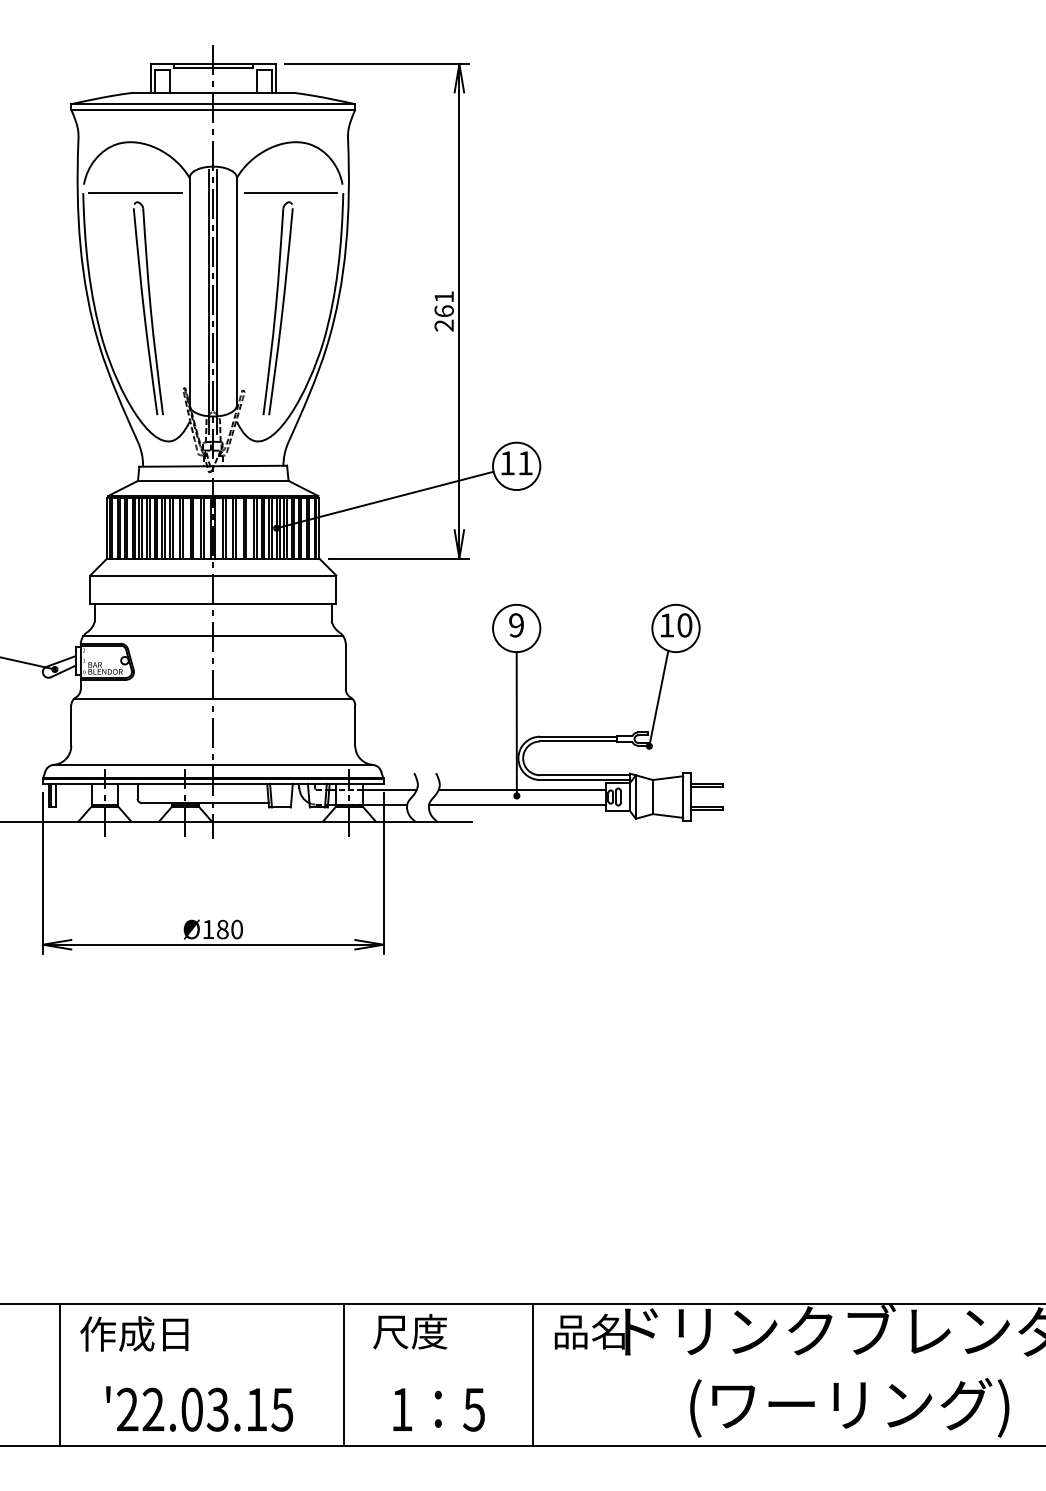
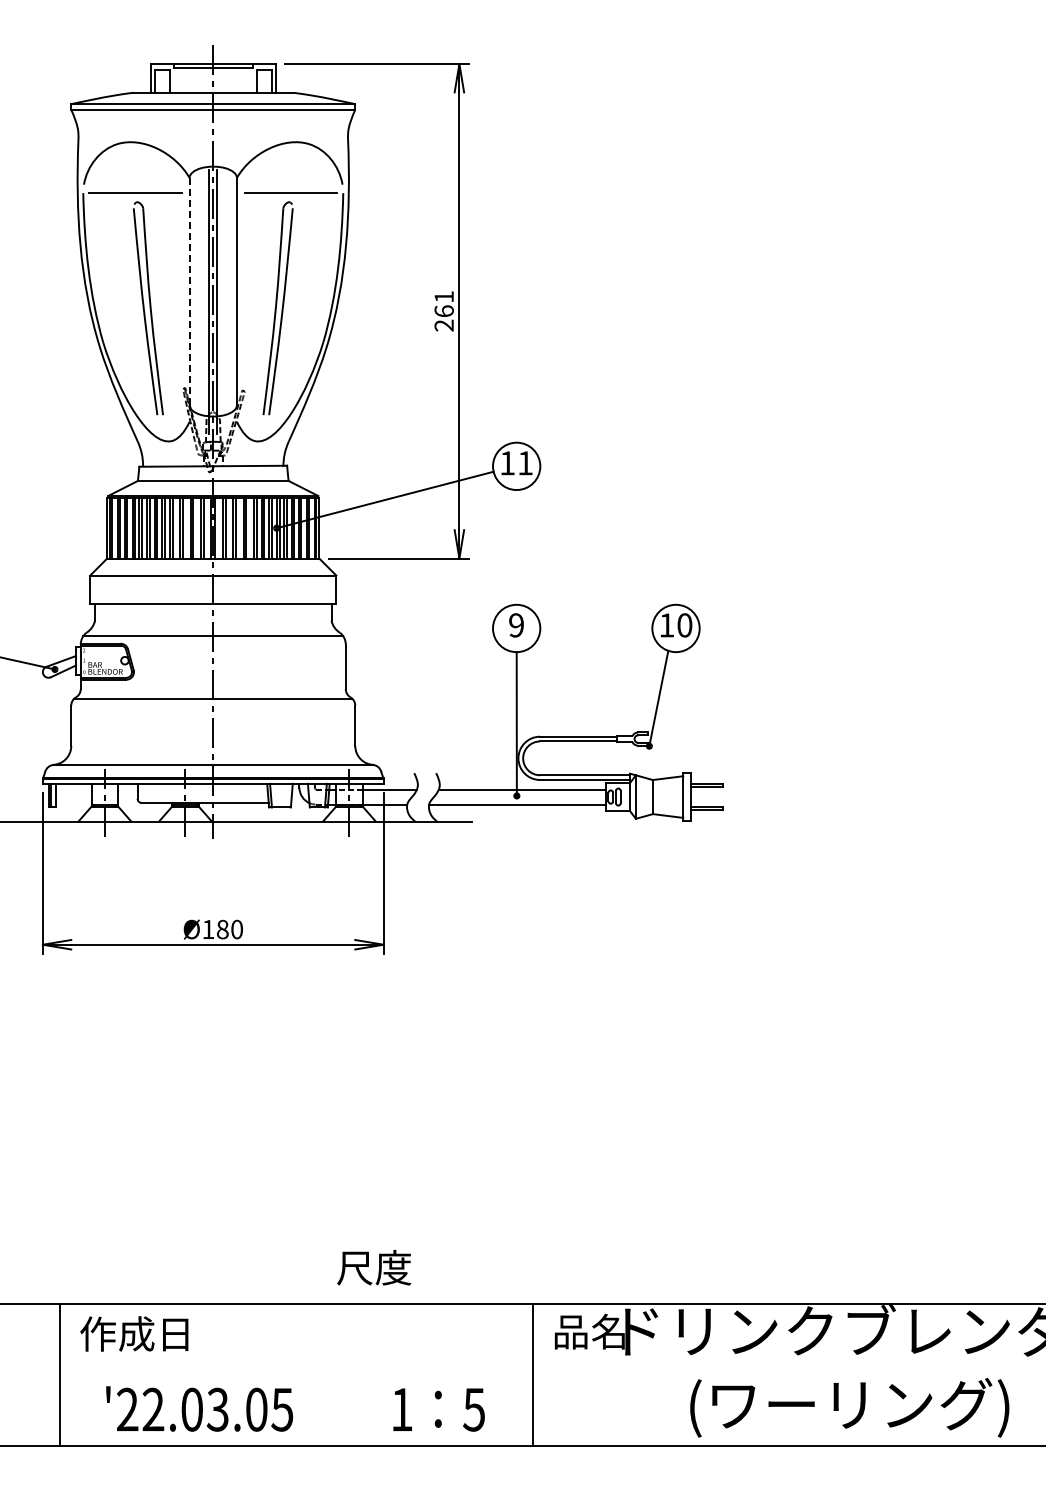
line: solid -> dashed (189, 291)
text position: (410, 1331) -> (374, 1267) (374, 1267)
line: present -> none (343, 1375)
text: '22.03.15 -> '22.03.05 (256, 1409)
